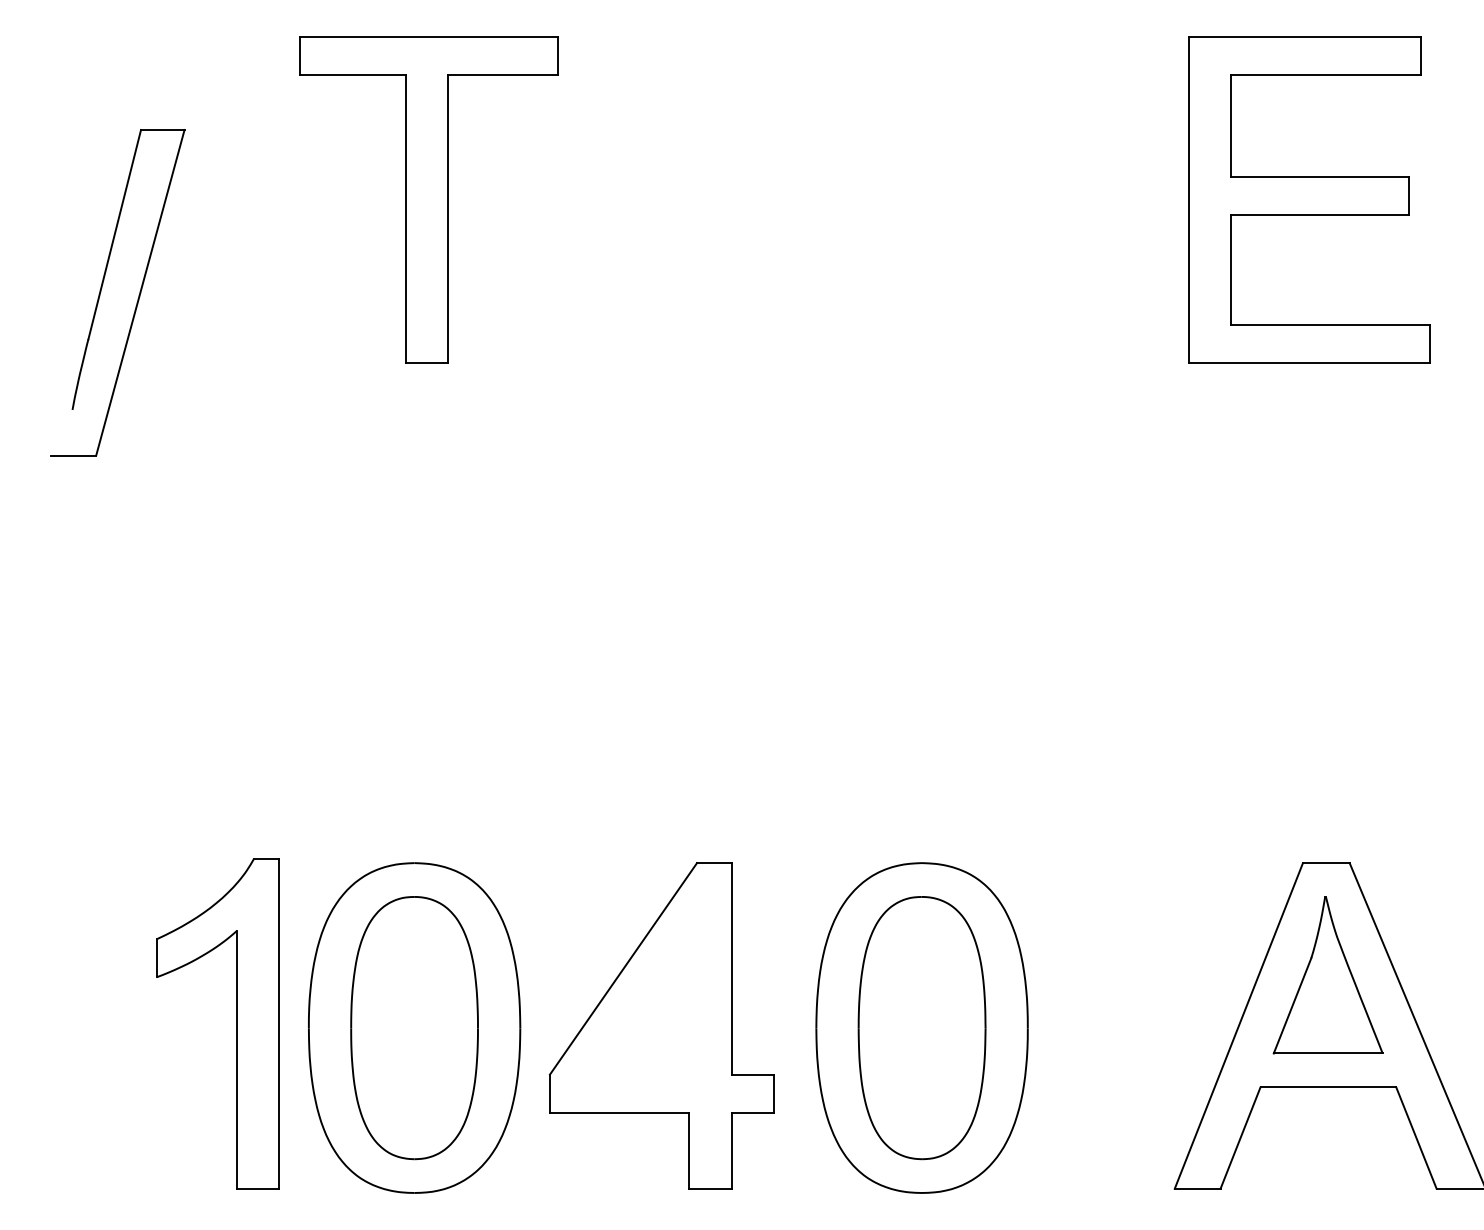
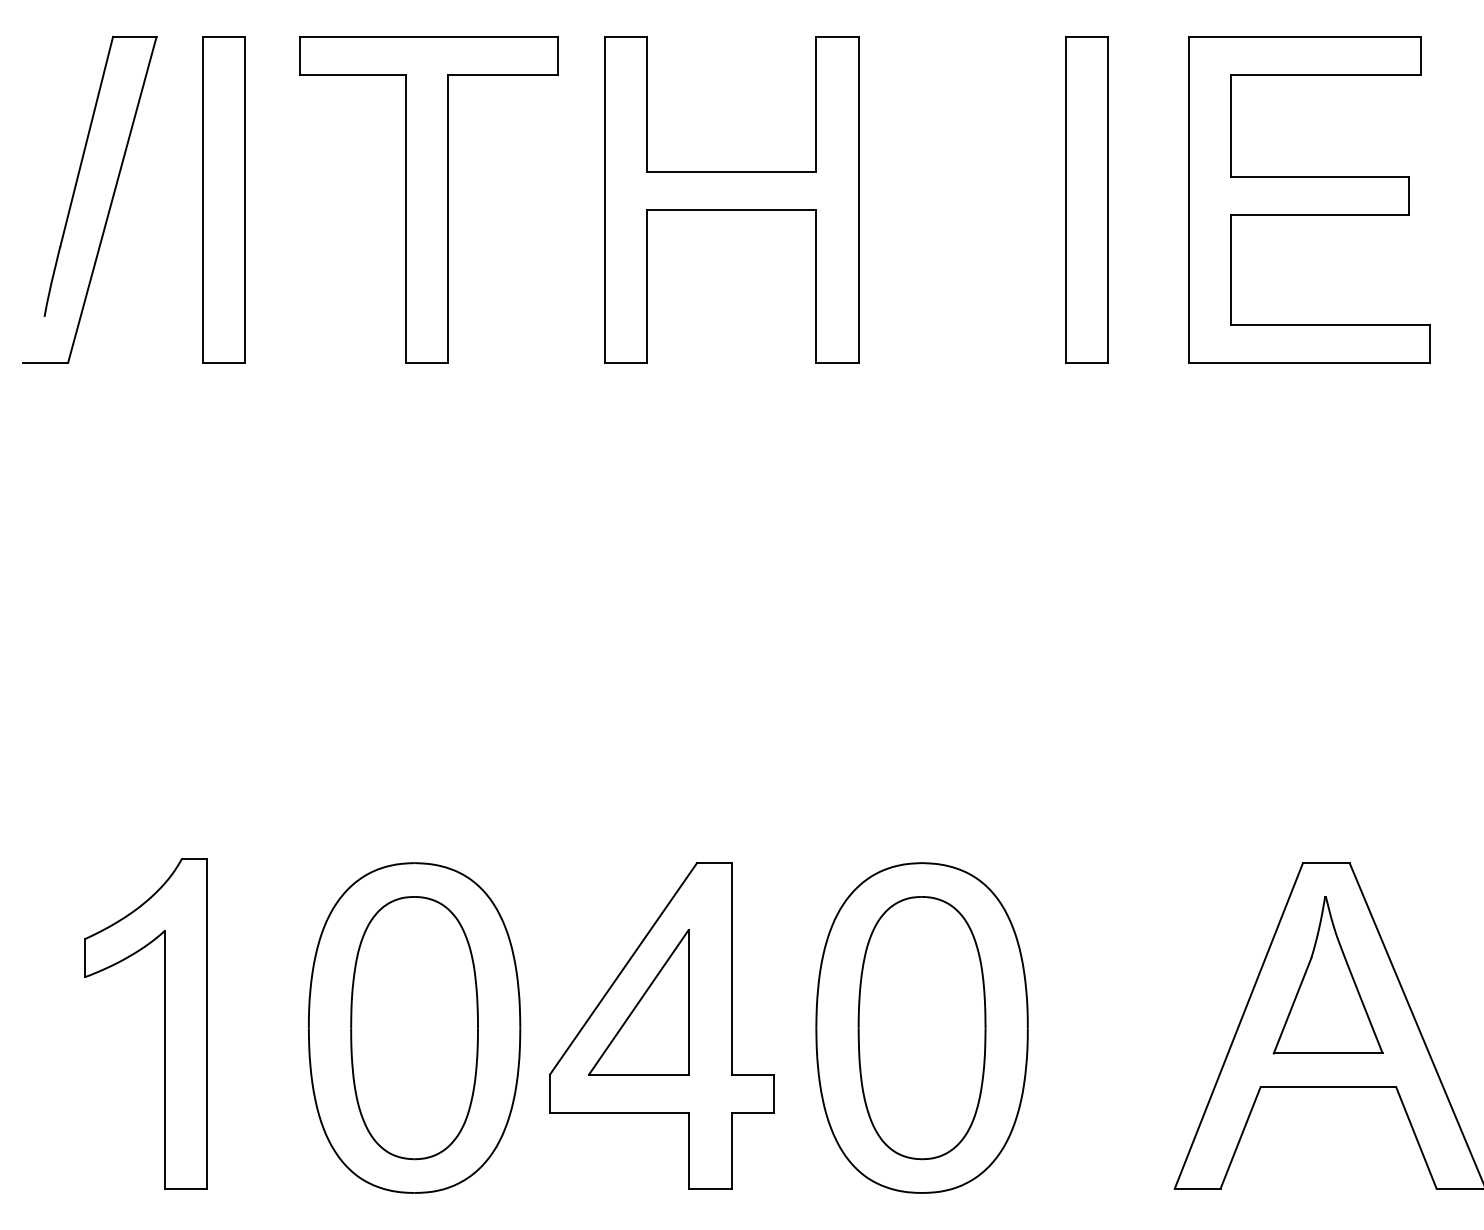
part: none -> present (223, 199)
part: none -> present (731, 199)
part: none -> present (1086, 199)
part position: (102, 288) -> (74, 195) (74, 195)
part: none -> present (638, 1002)
part position: (236, 1023) -> (164, 1023) (164, 1023)
